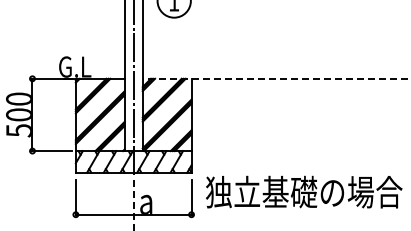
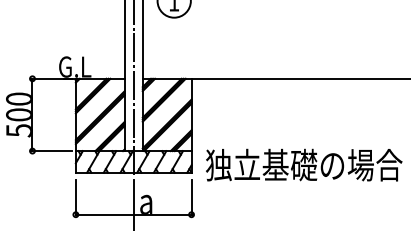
line: dashed -> solid (276, 78)
text position: (304, 191) -> (304, 164) (304, 164)
line: dashed -> solid (133, 205)
